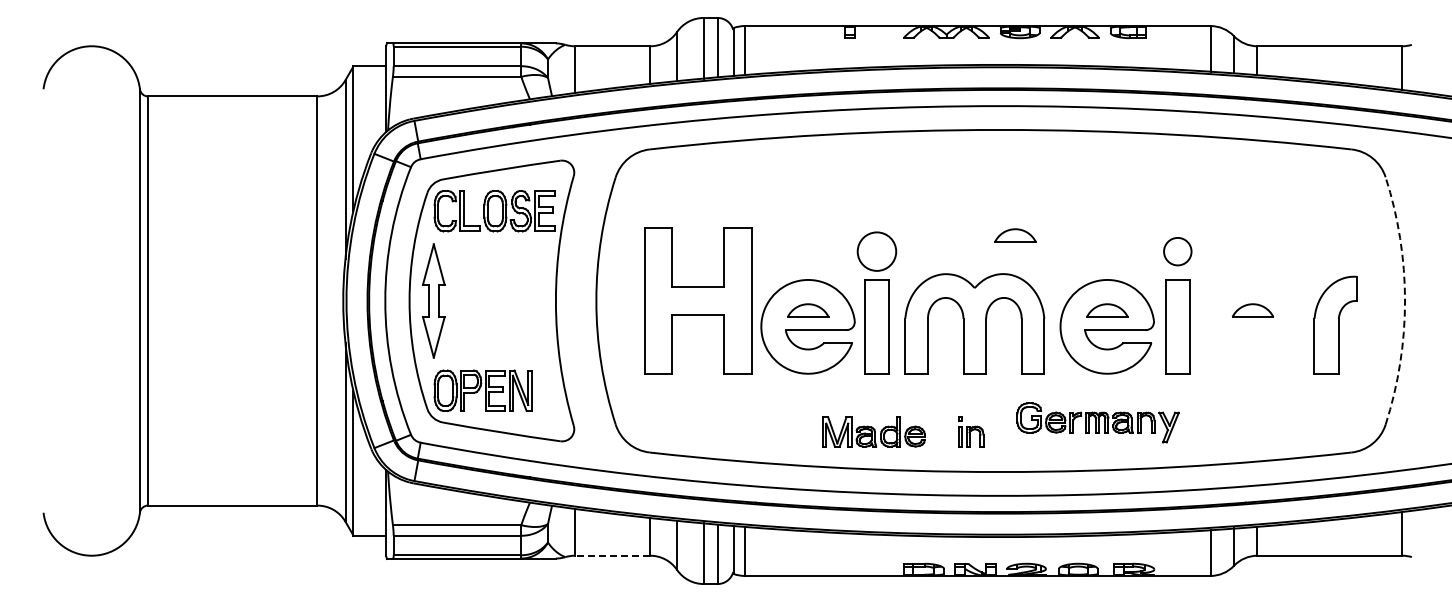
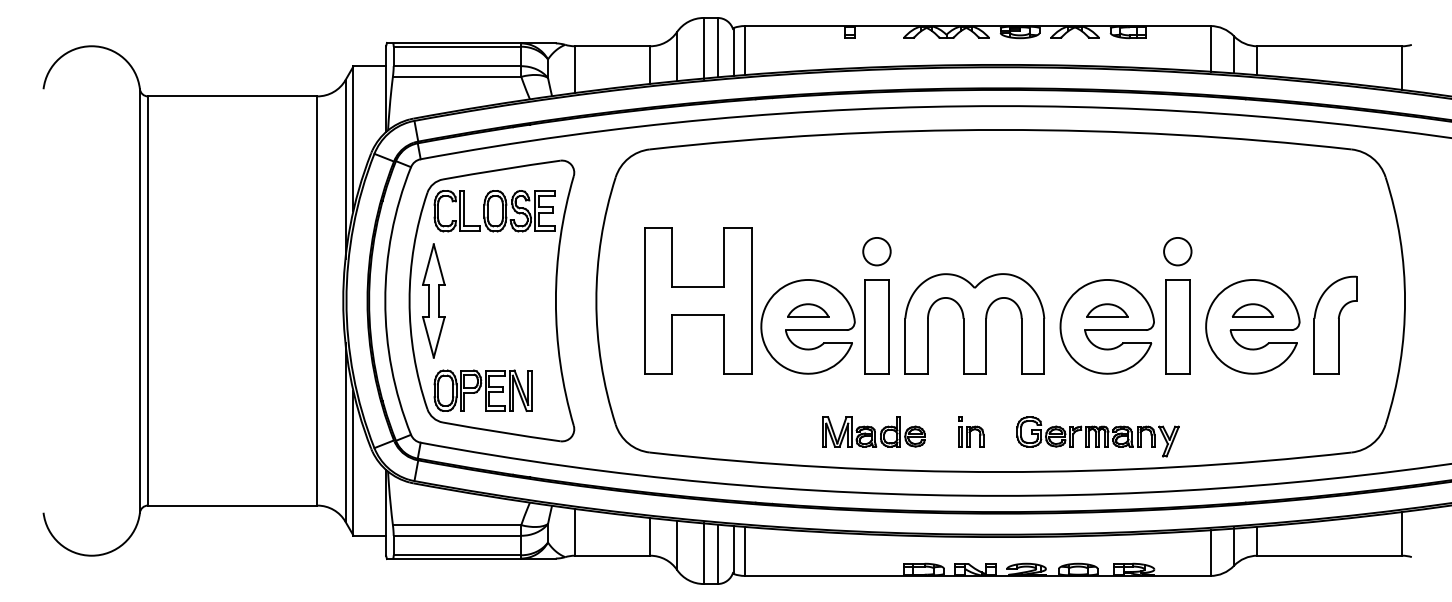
part: present -> none (1015, 235)
circle diameter: 38 px -> 27 px (876, 251)
arc: dashed -> solid (1405, 301)
part: none -> present (1252, 326)
part position: (1097, 422) -> (1097, 436) (1097, 436)
line: dashed -> solid (612, 555)
